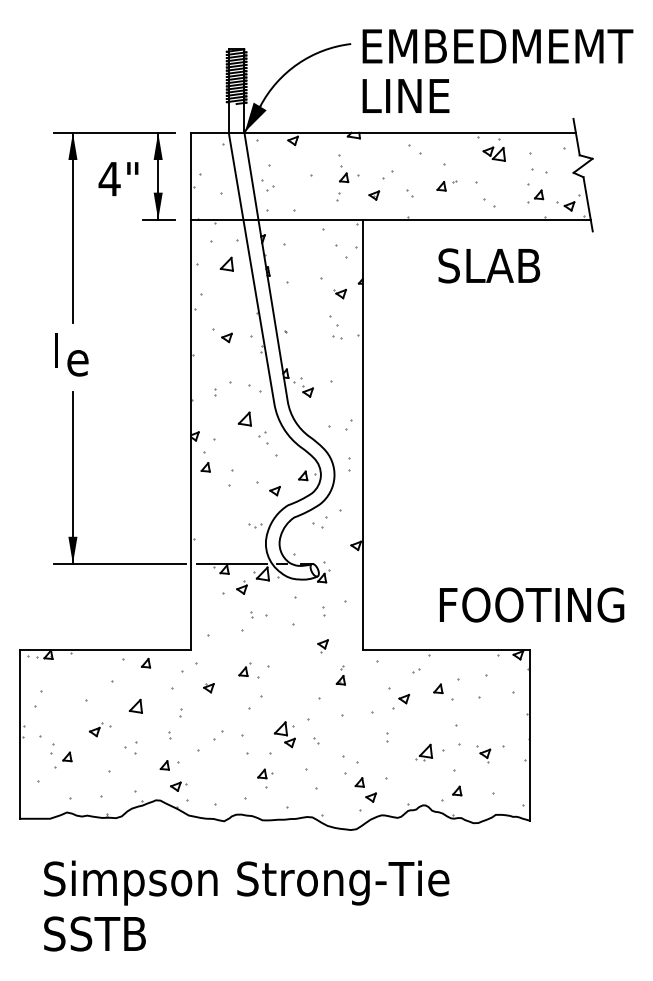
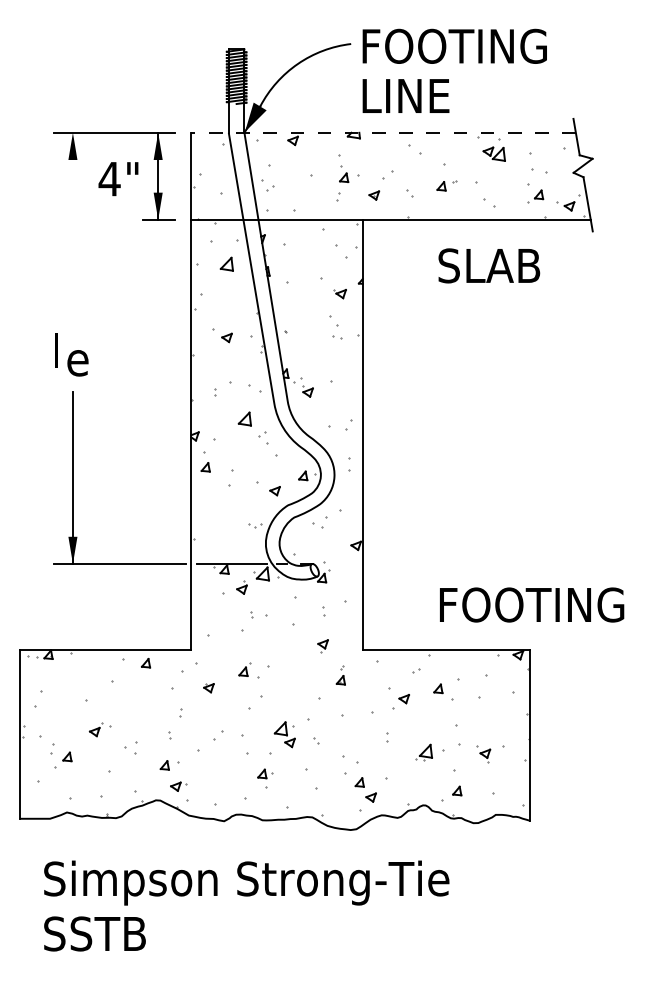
text: EMBEDMEMT -> FOOTING (499, 45)
line: solid -> dashed (383, 132)
line: present -> none (72, 227)
part: present -> none (135, 705)
